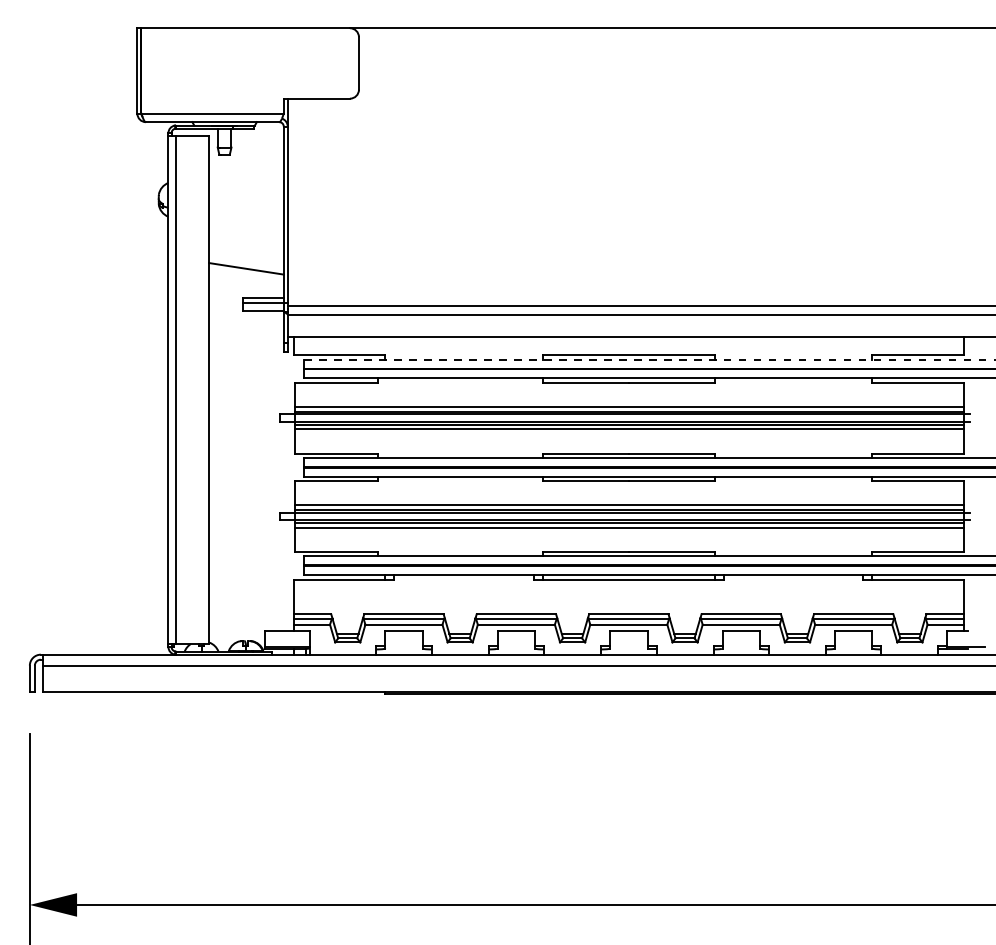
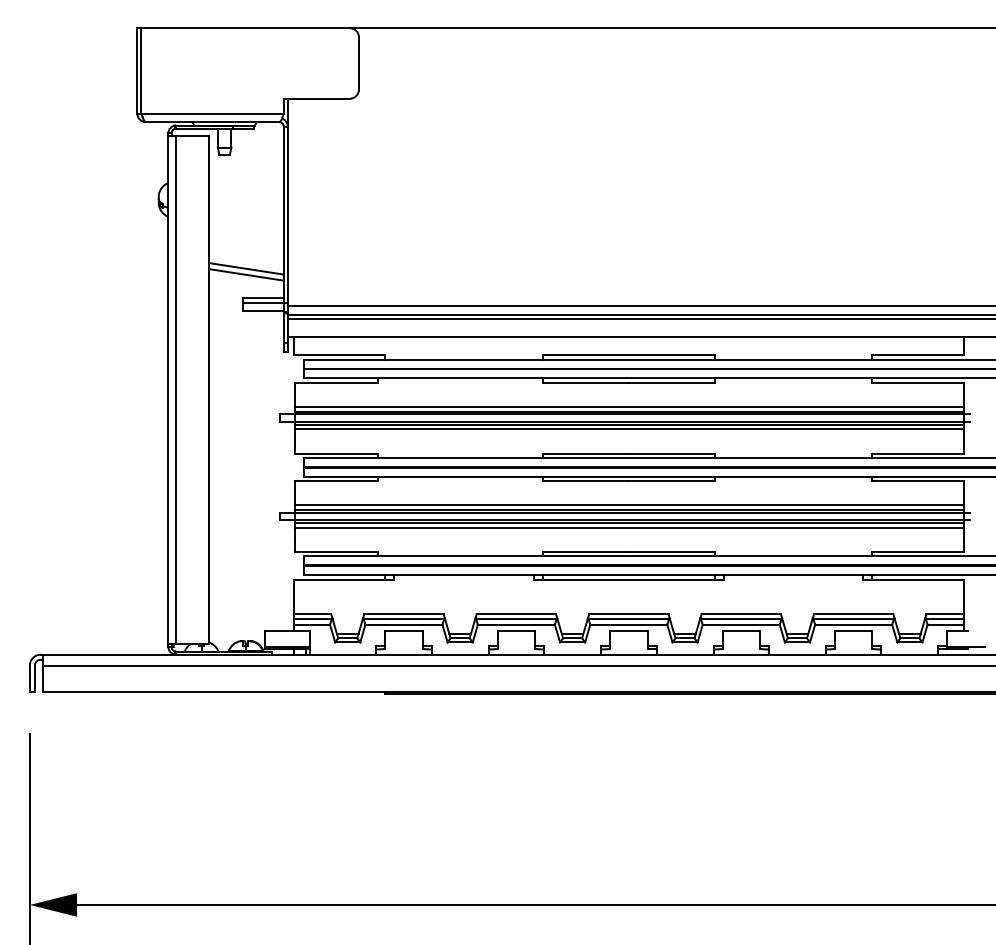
line: none -> present (246, 274)
line: none -> present (639, 319)
line: dashed -> solid (650, 359)
